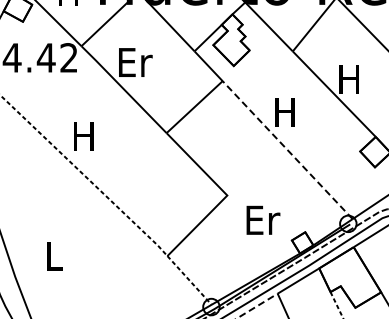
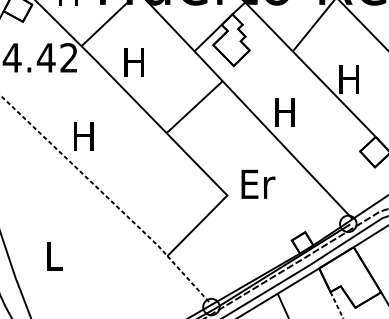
text: Er -> H (135, 62)
line: dashed -> solid (287, 150)
text position: (263, 219) -> (258, 183) (258, 183)
line: dashed -> solid (257, 306)
